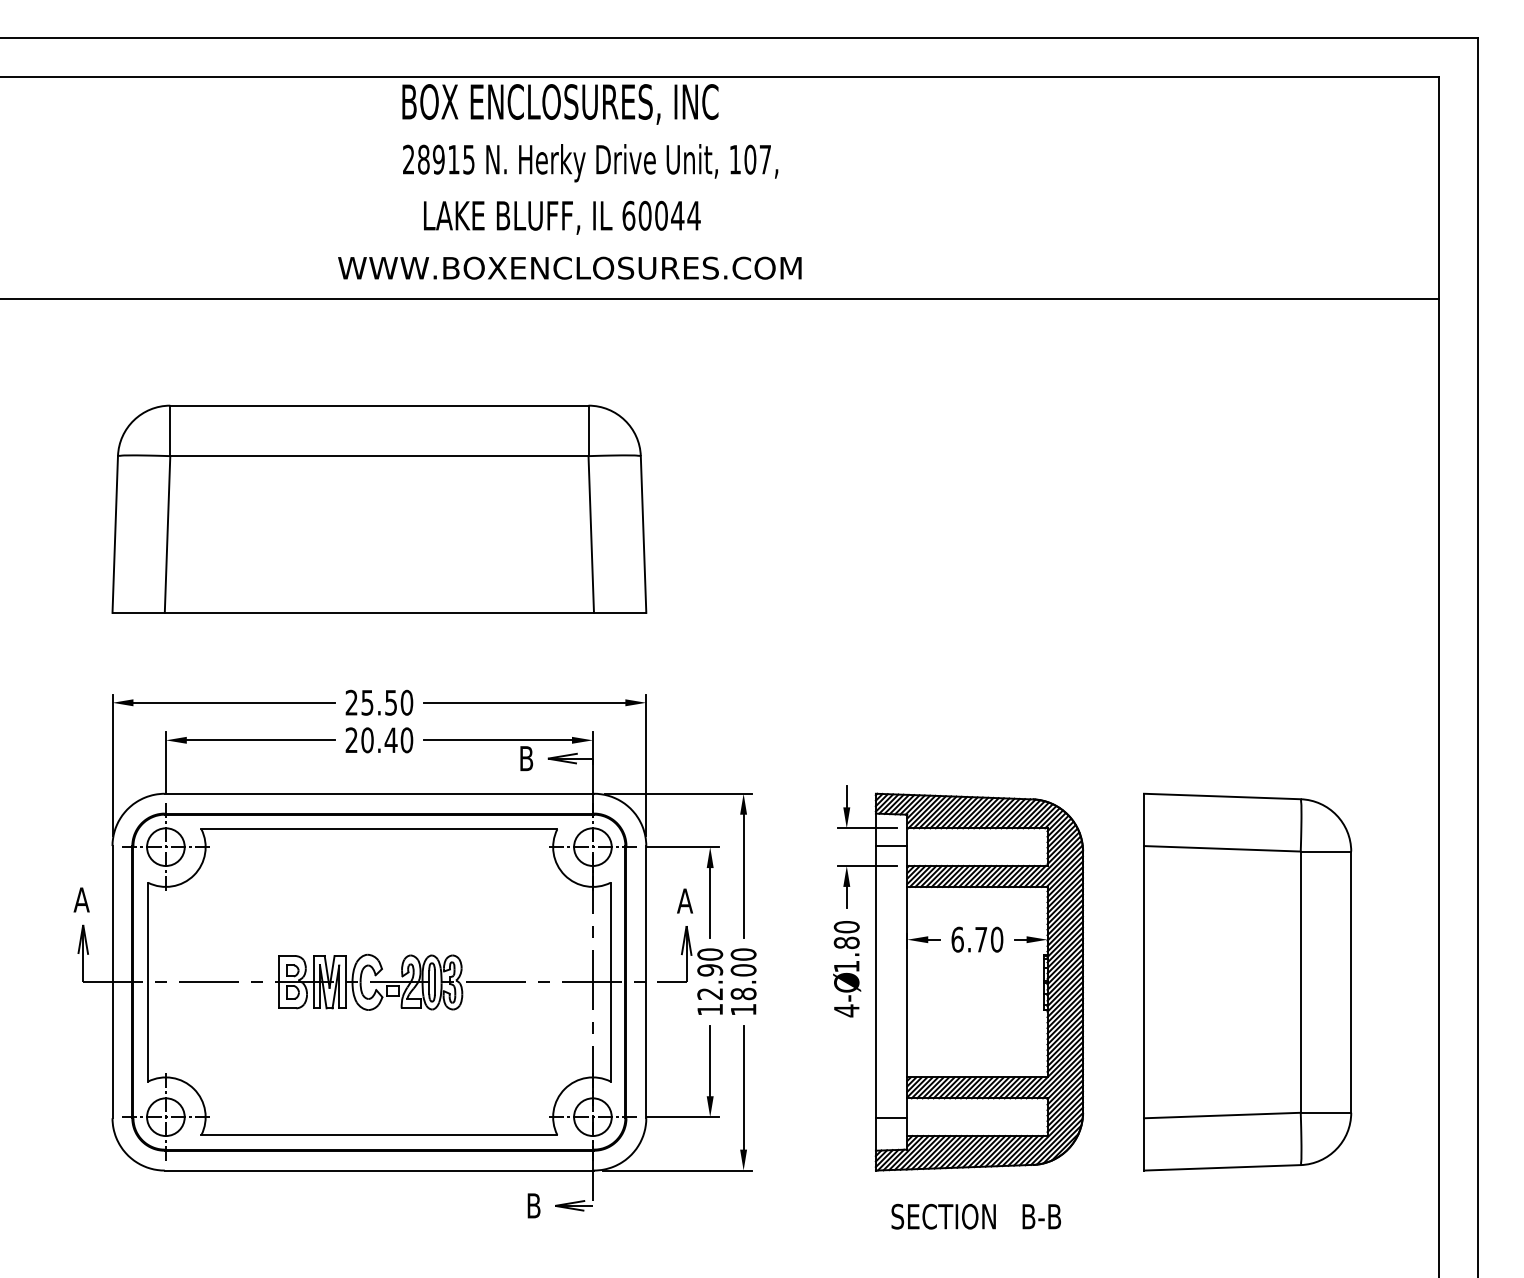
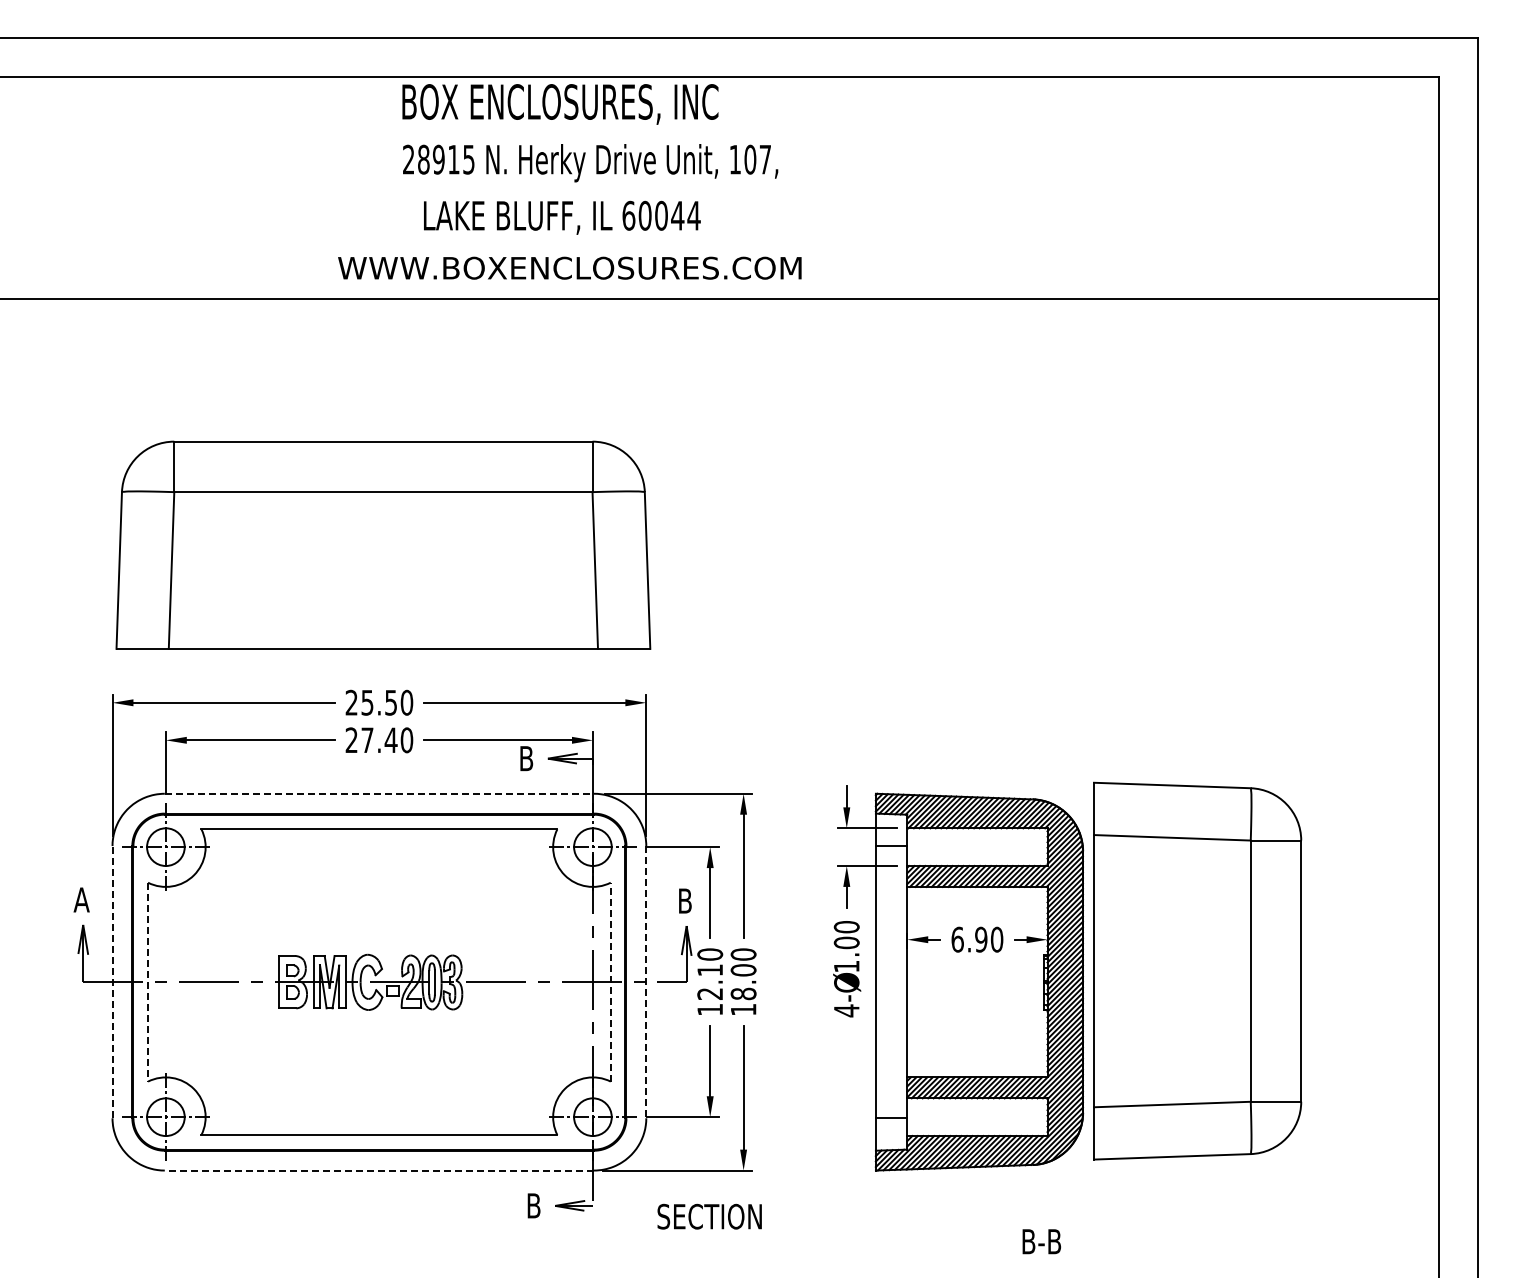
part position: (379, 508) -> (383, 544) (383, 544)
text: 20.40 -> 27.40 (367, 740)
line: solid -> dashed (379, 793)
text: A -> B (685, 900)
text: 6.70 -> 6.90 (981, 939)
text: 1.80 -> 1.00 (846, 942)
text: 12.90 -> 12.10 (710, 970)
line: solid -> dashed (112, 981)
line: solid -> dashed (610, 981)
part position: (1247, 981) -> (1197, 970) (1197, 970)
line: solid -> dashed (148, 982)
line: solid -> dashed (646, 982)
line: solid -> dashed (379, 1170)
text position: (943, 1216) -> (709, 1216) (709, 1216)
text position: (1041, 1216) -> (1041, 1241) (1041, 1241)
